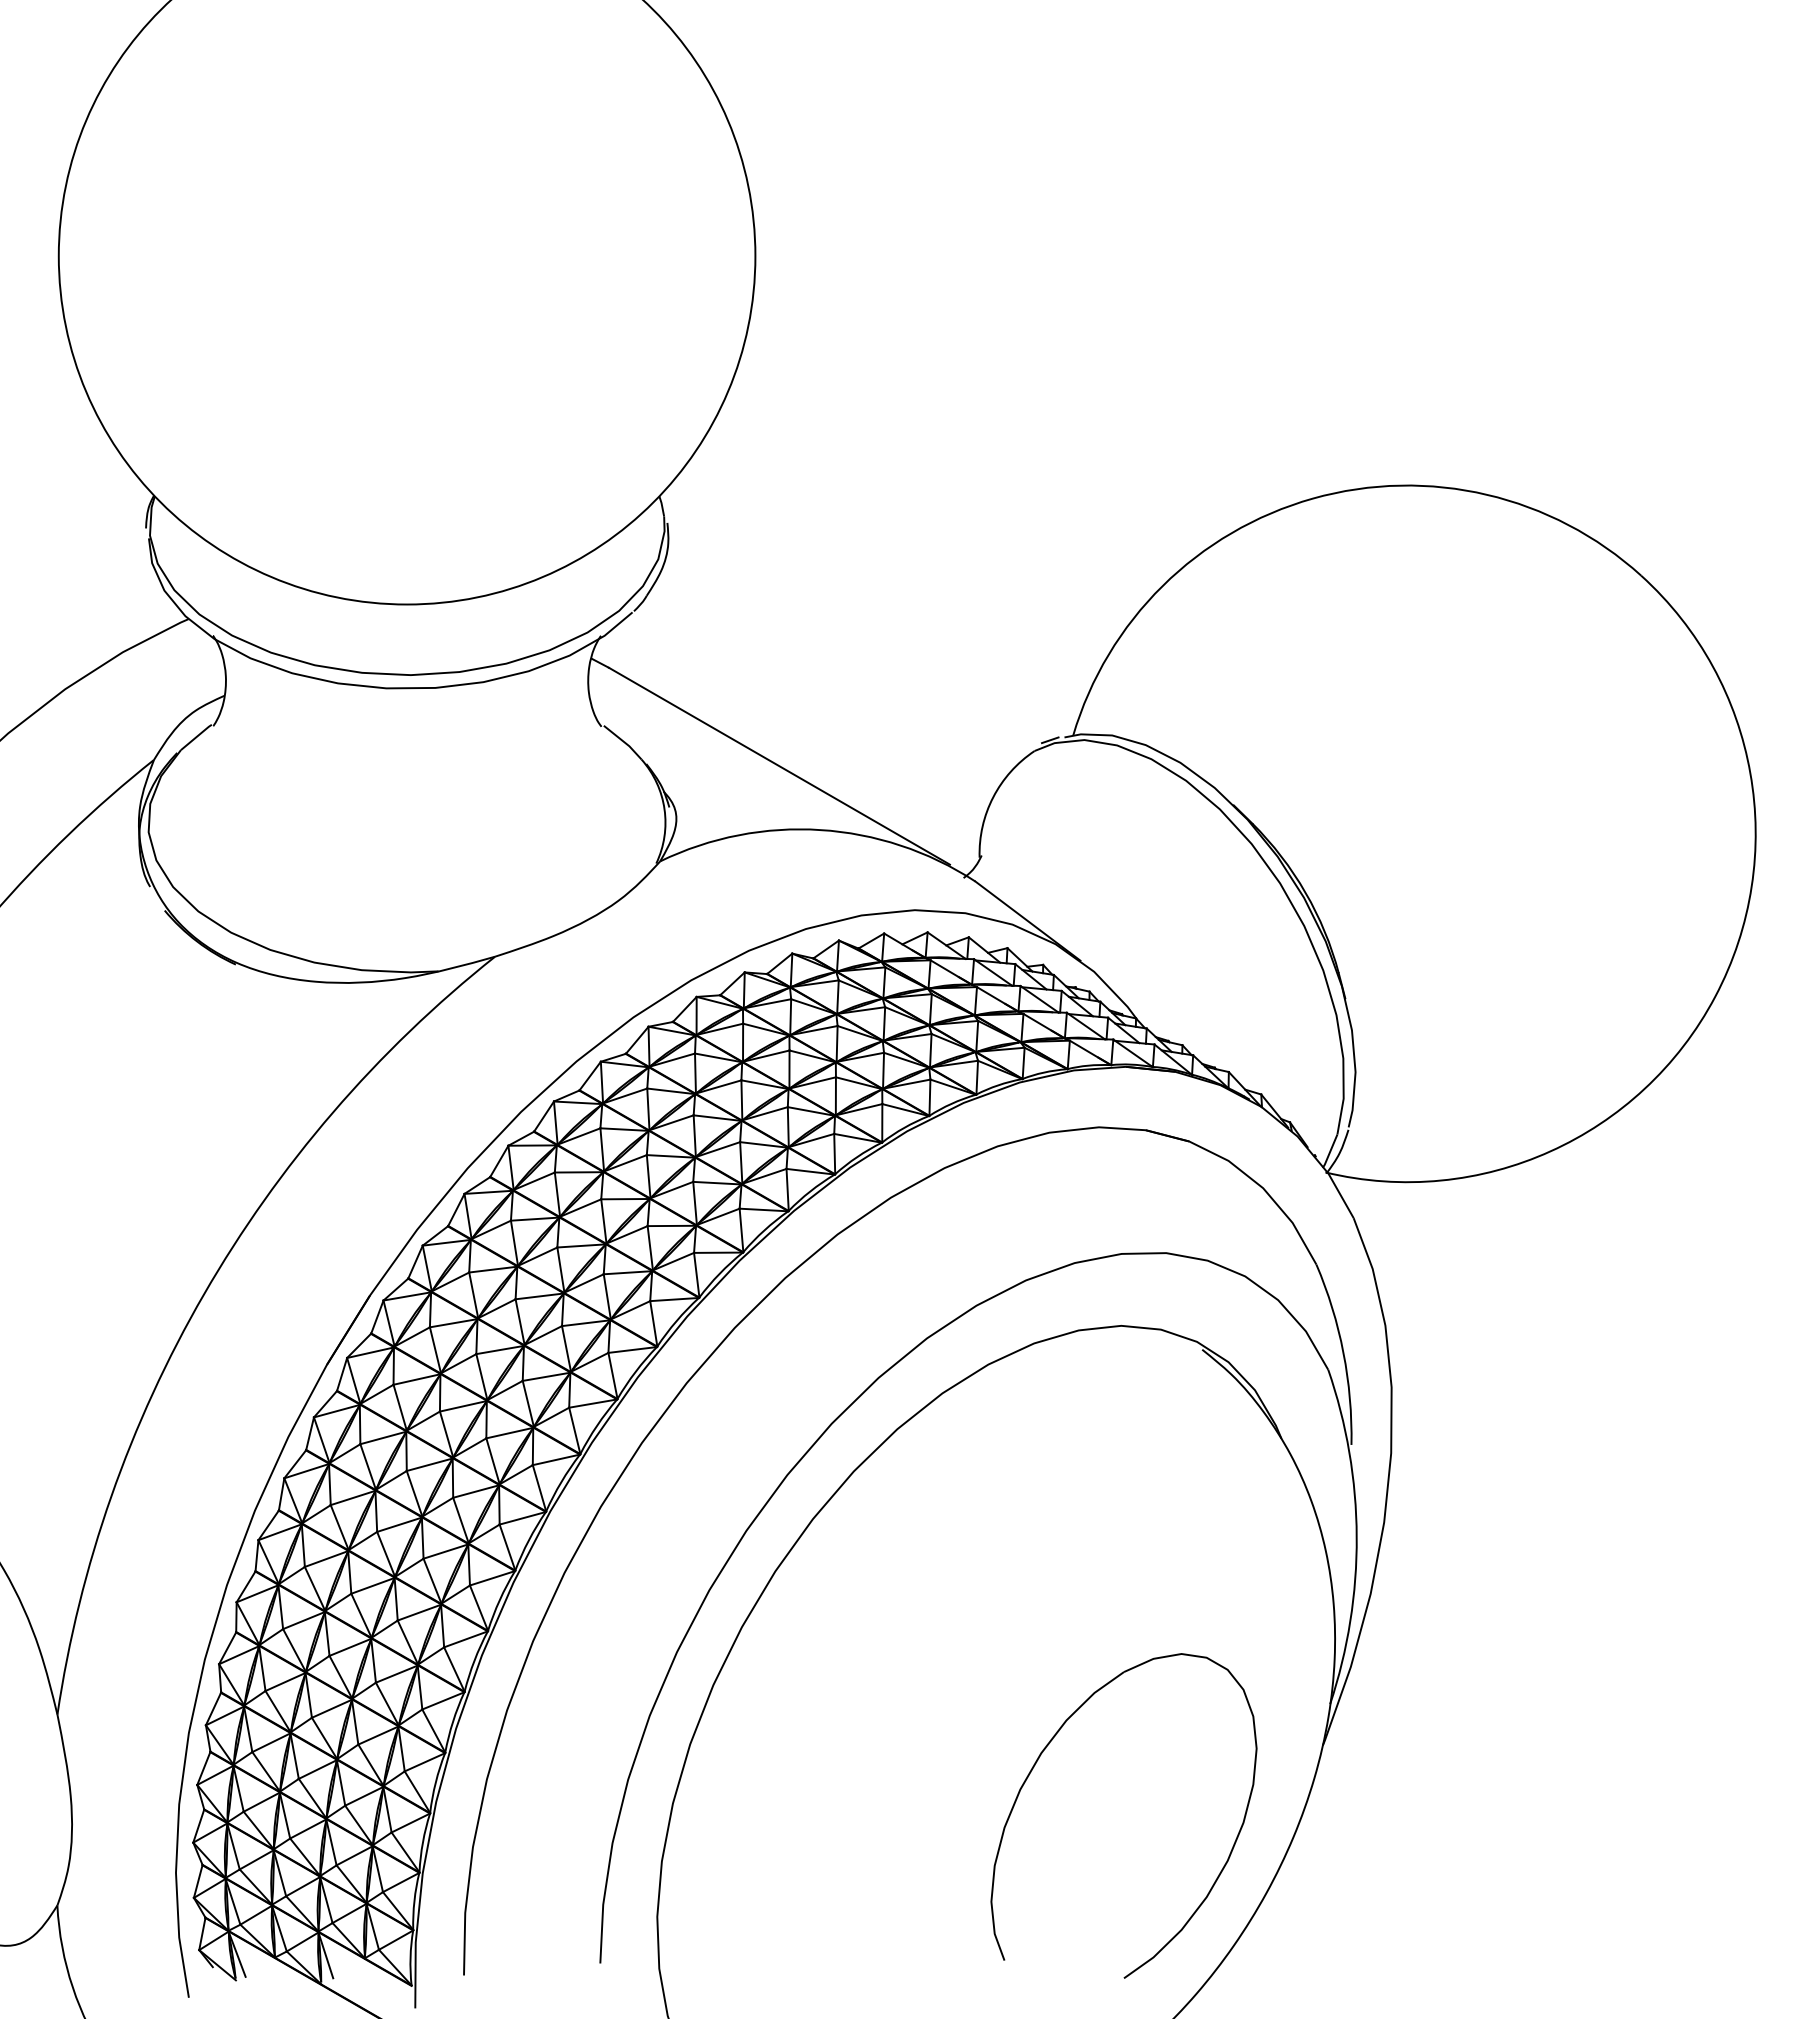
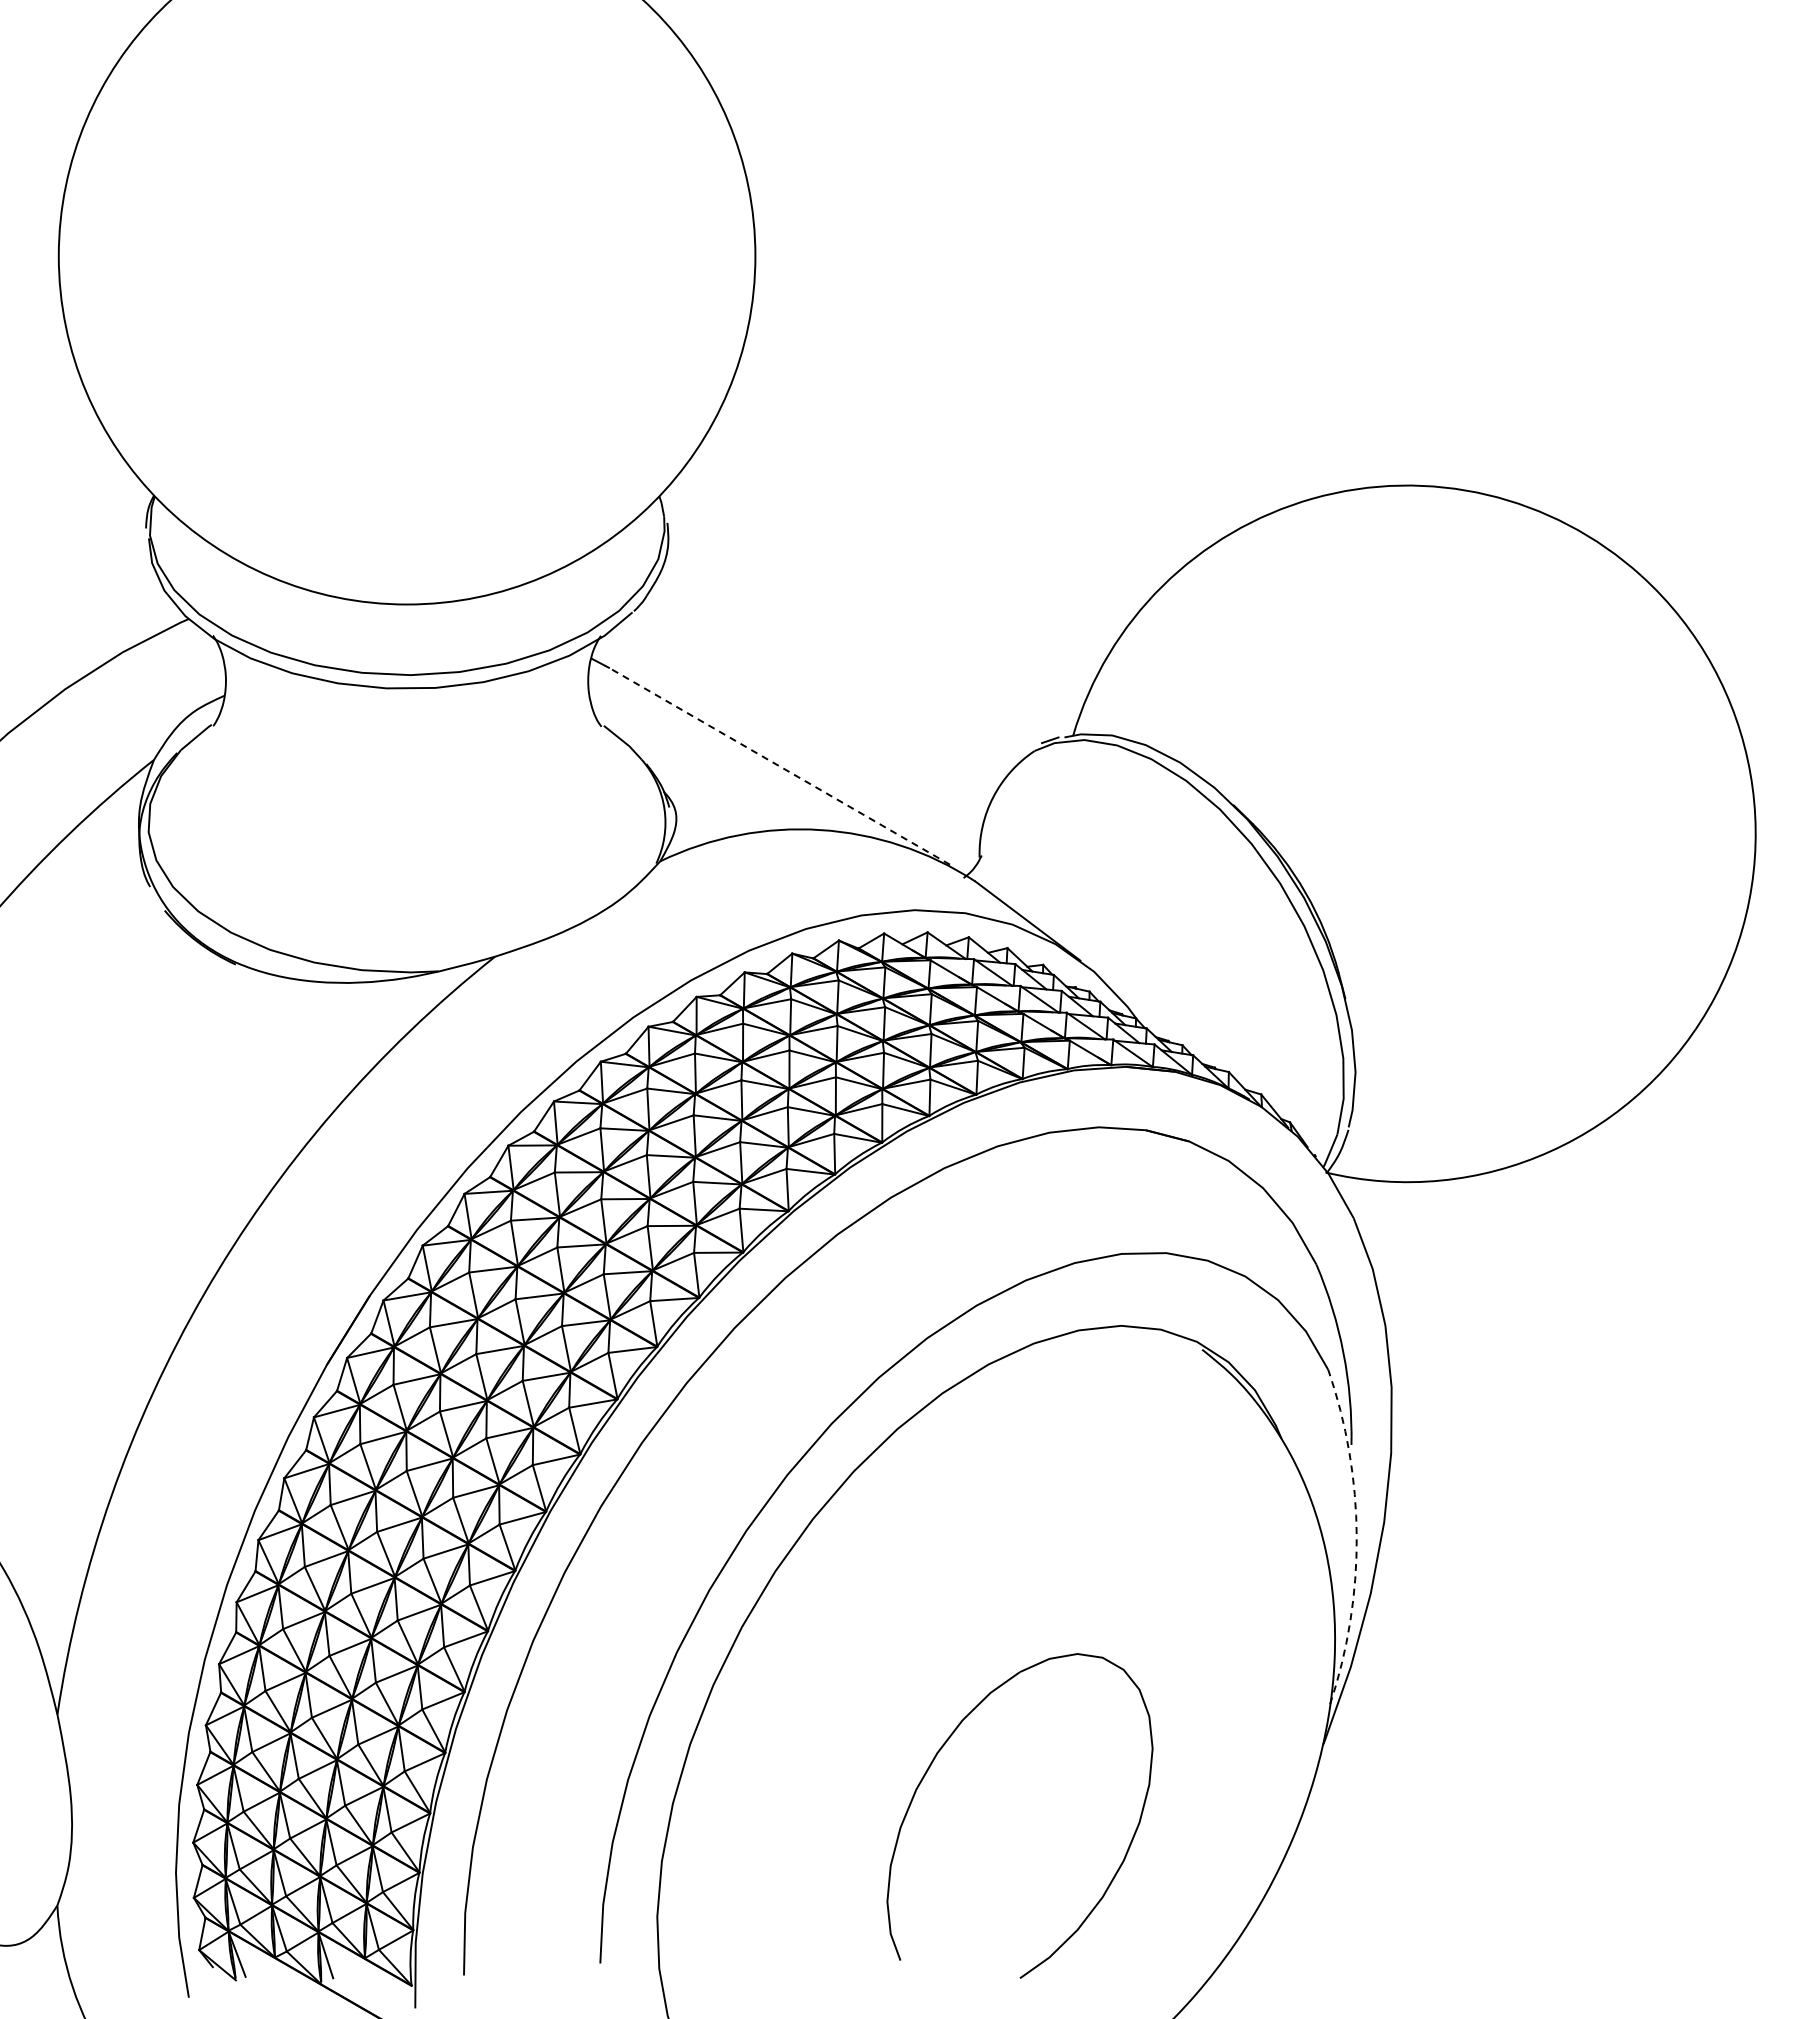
line: solid -> dashed (779, 766)
arc: solid -> dashed (1356, 1536)
part position: (1034, 1767) -> (930, 1767) (930, 1767)
